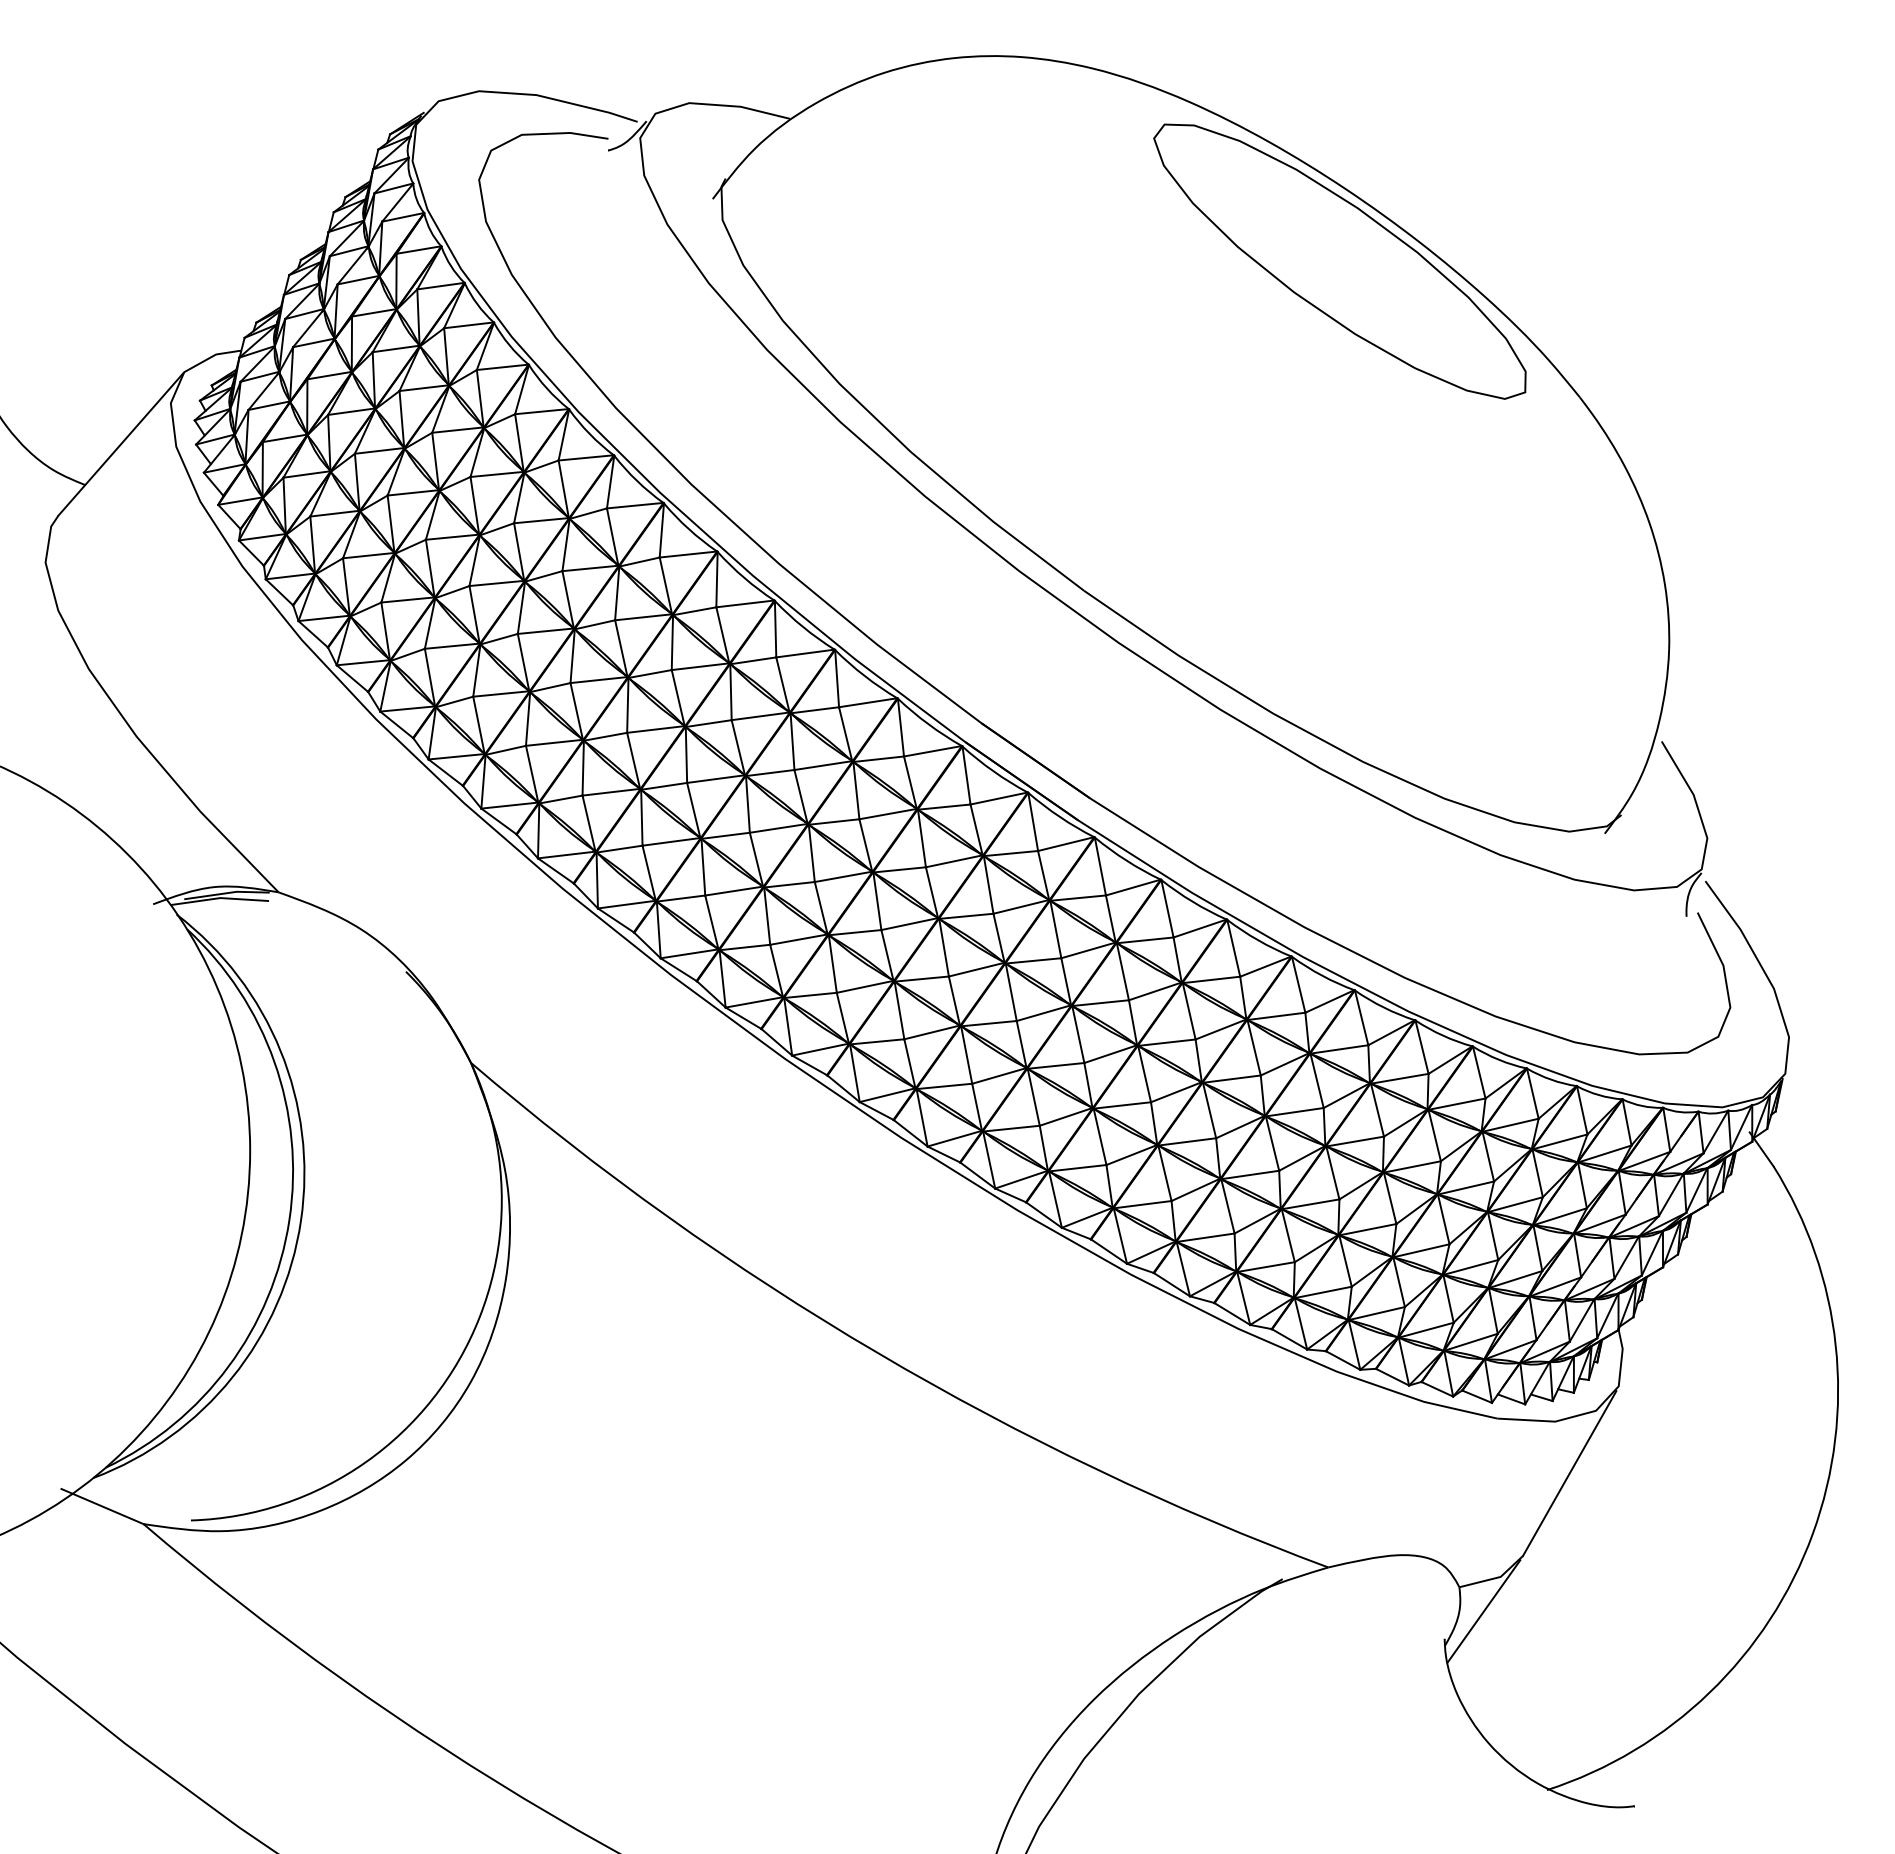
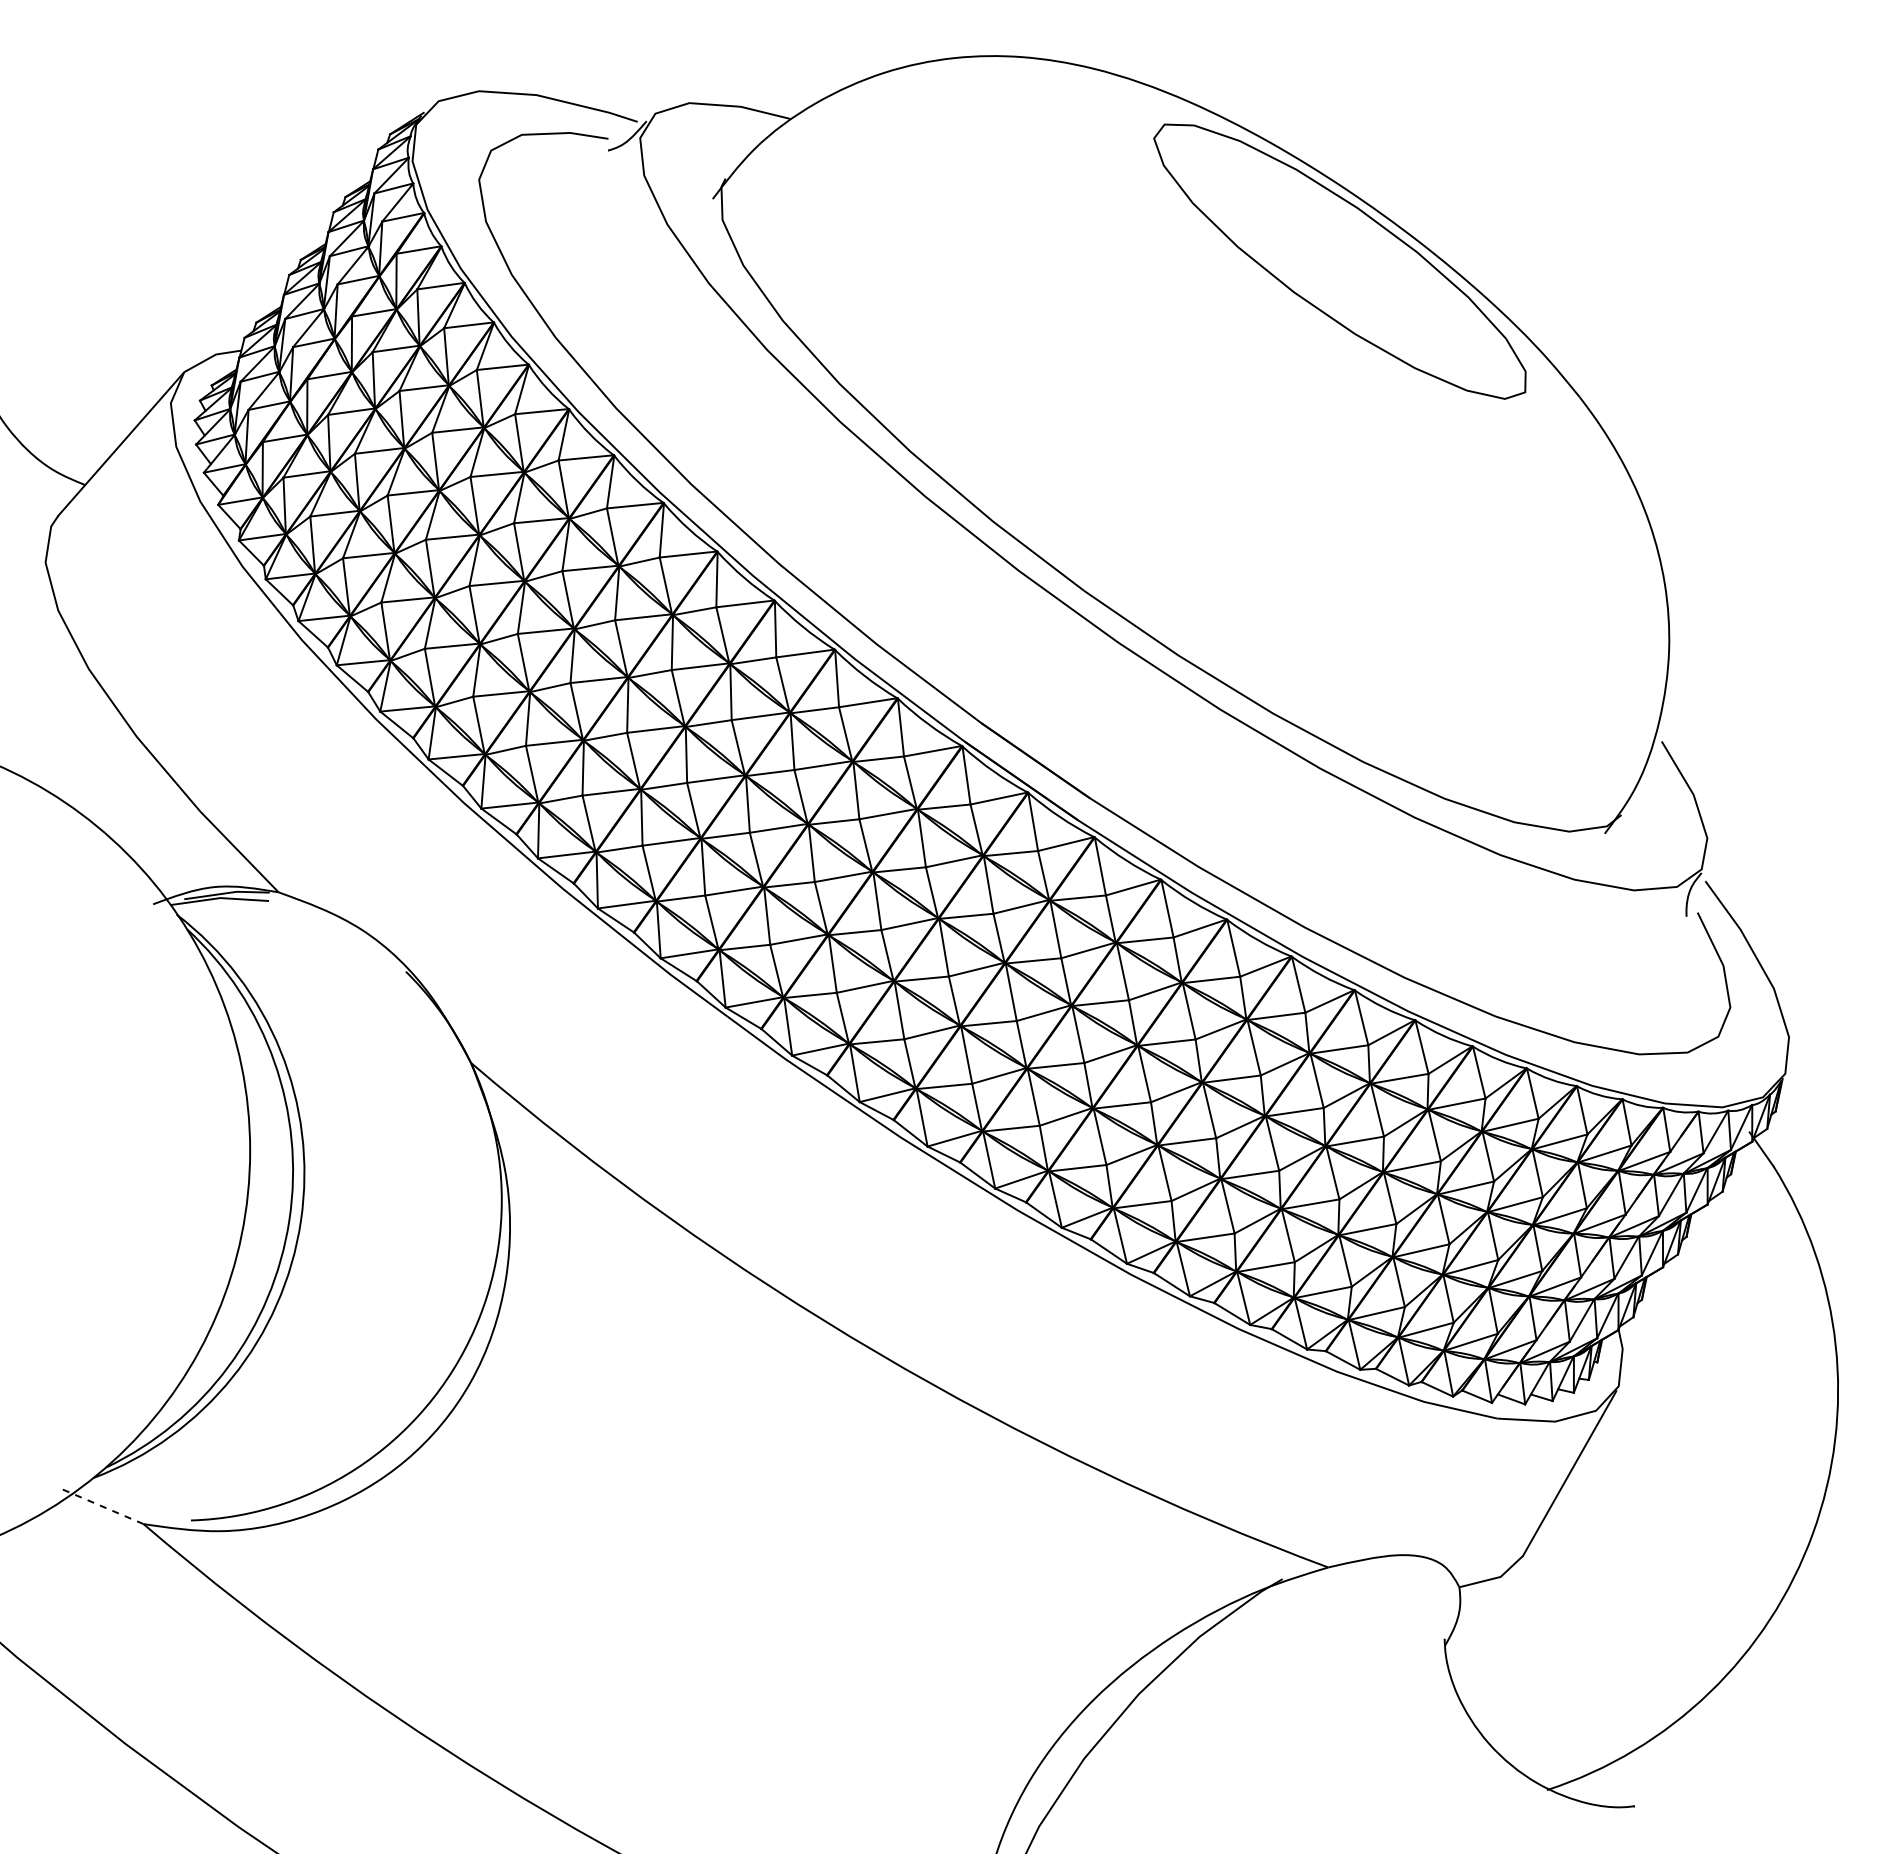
line: solid -> dashed (102, 1506)
line: present -> none (1483, 1611)
